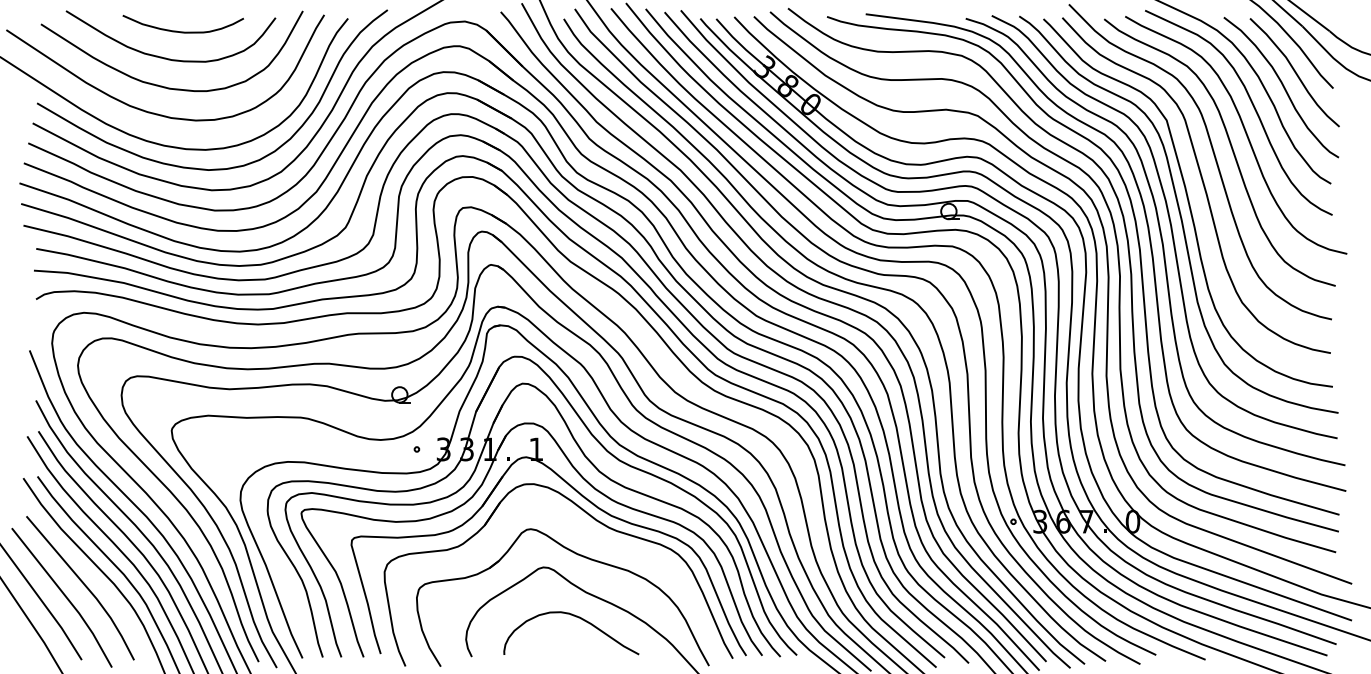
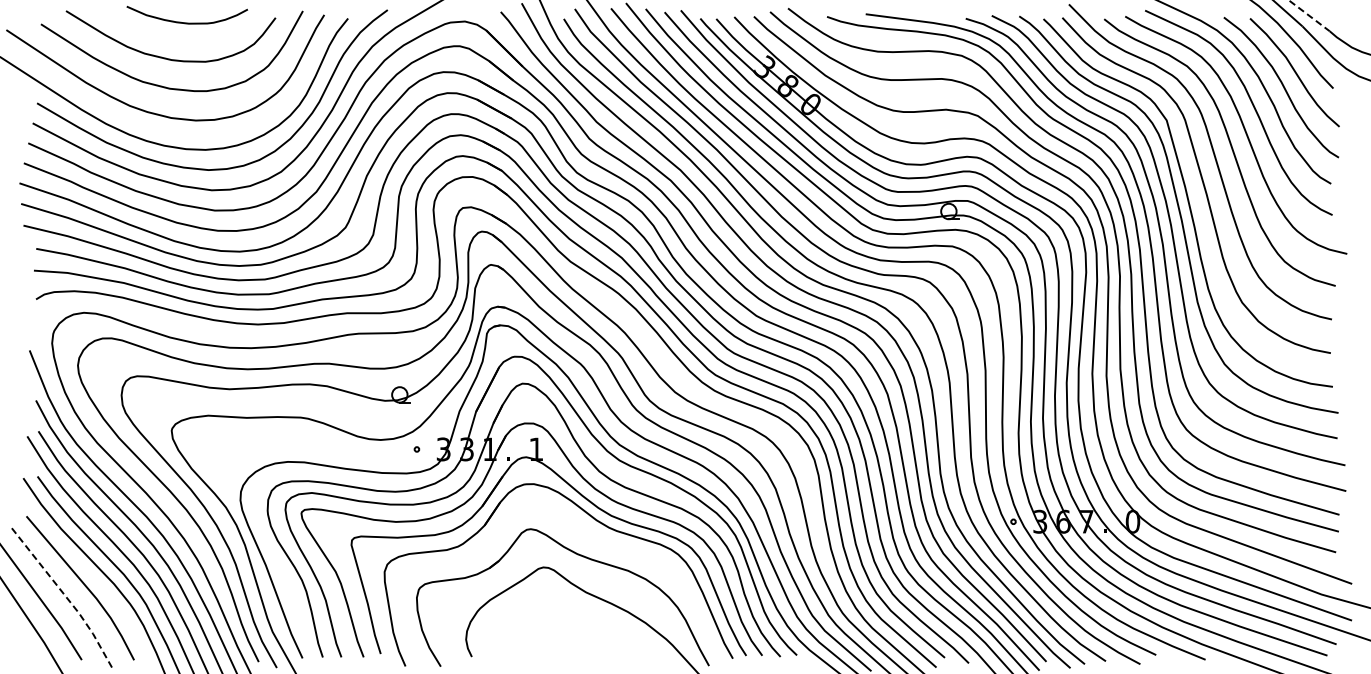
line: solid -> dashed (1309, 15)
curve position: (182, 31) -> (186, 22) (186, 22)
line: solid -> dashed (66, 597)
curve: present -> none (578, 618)
